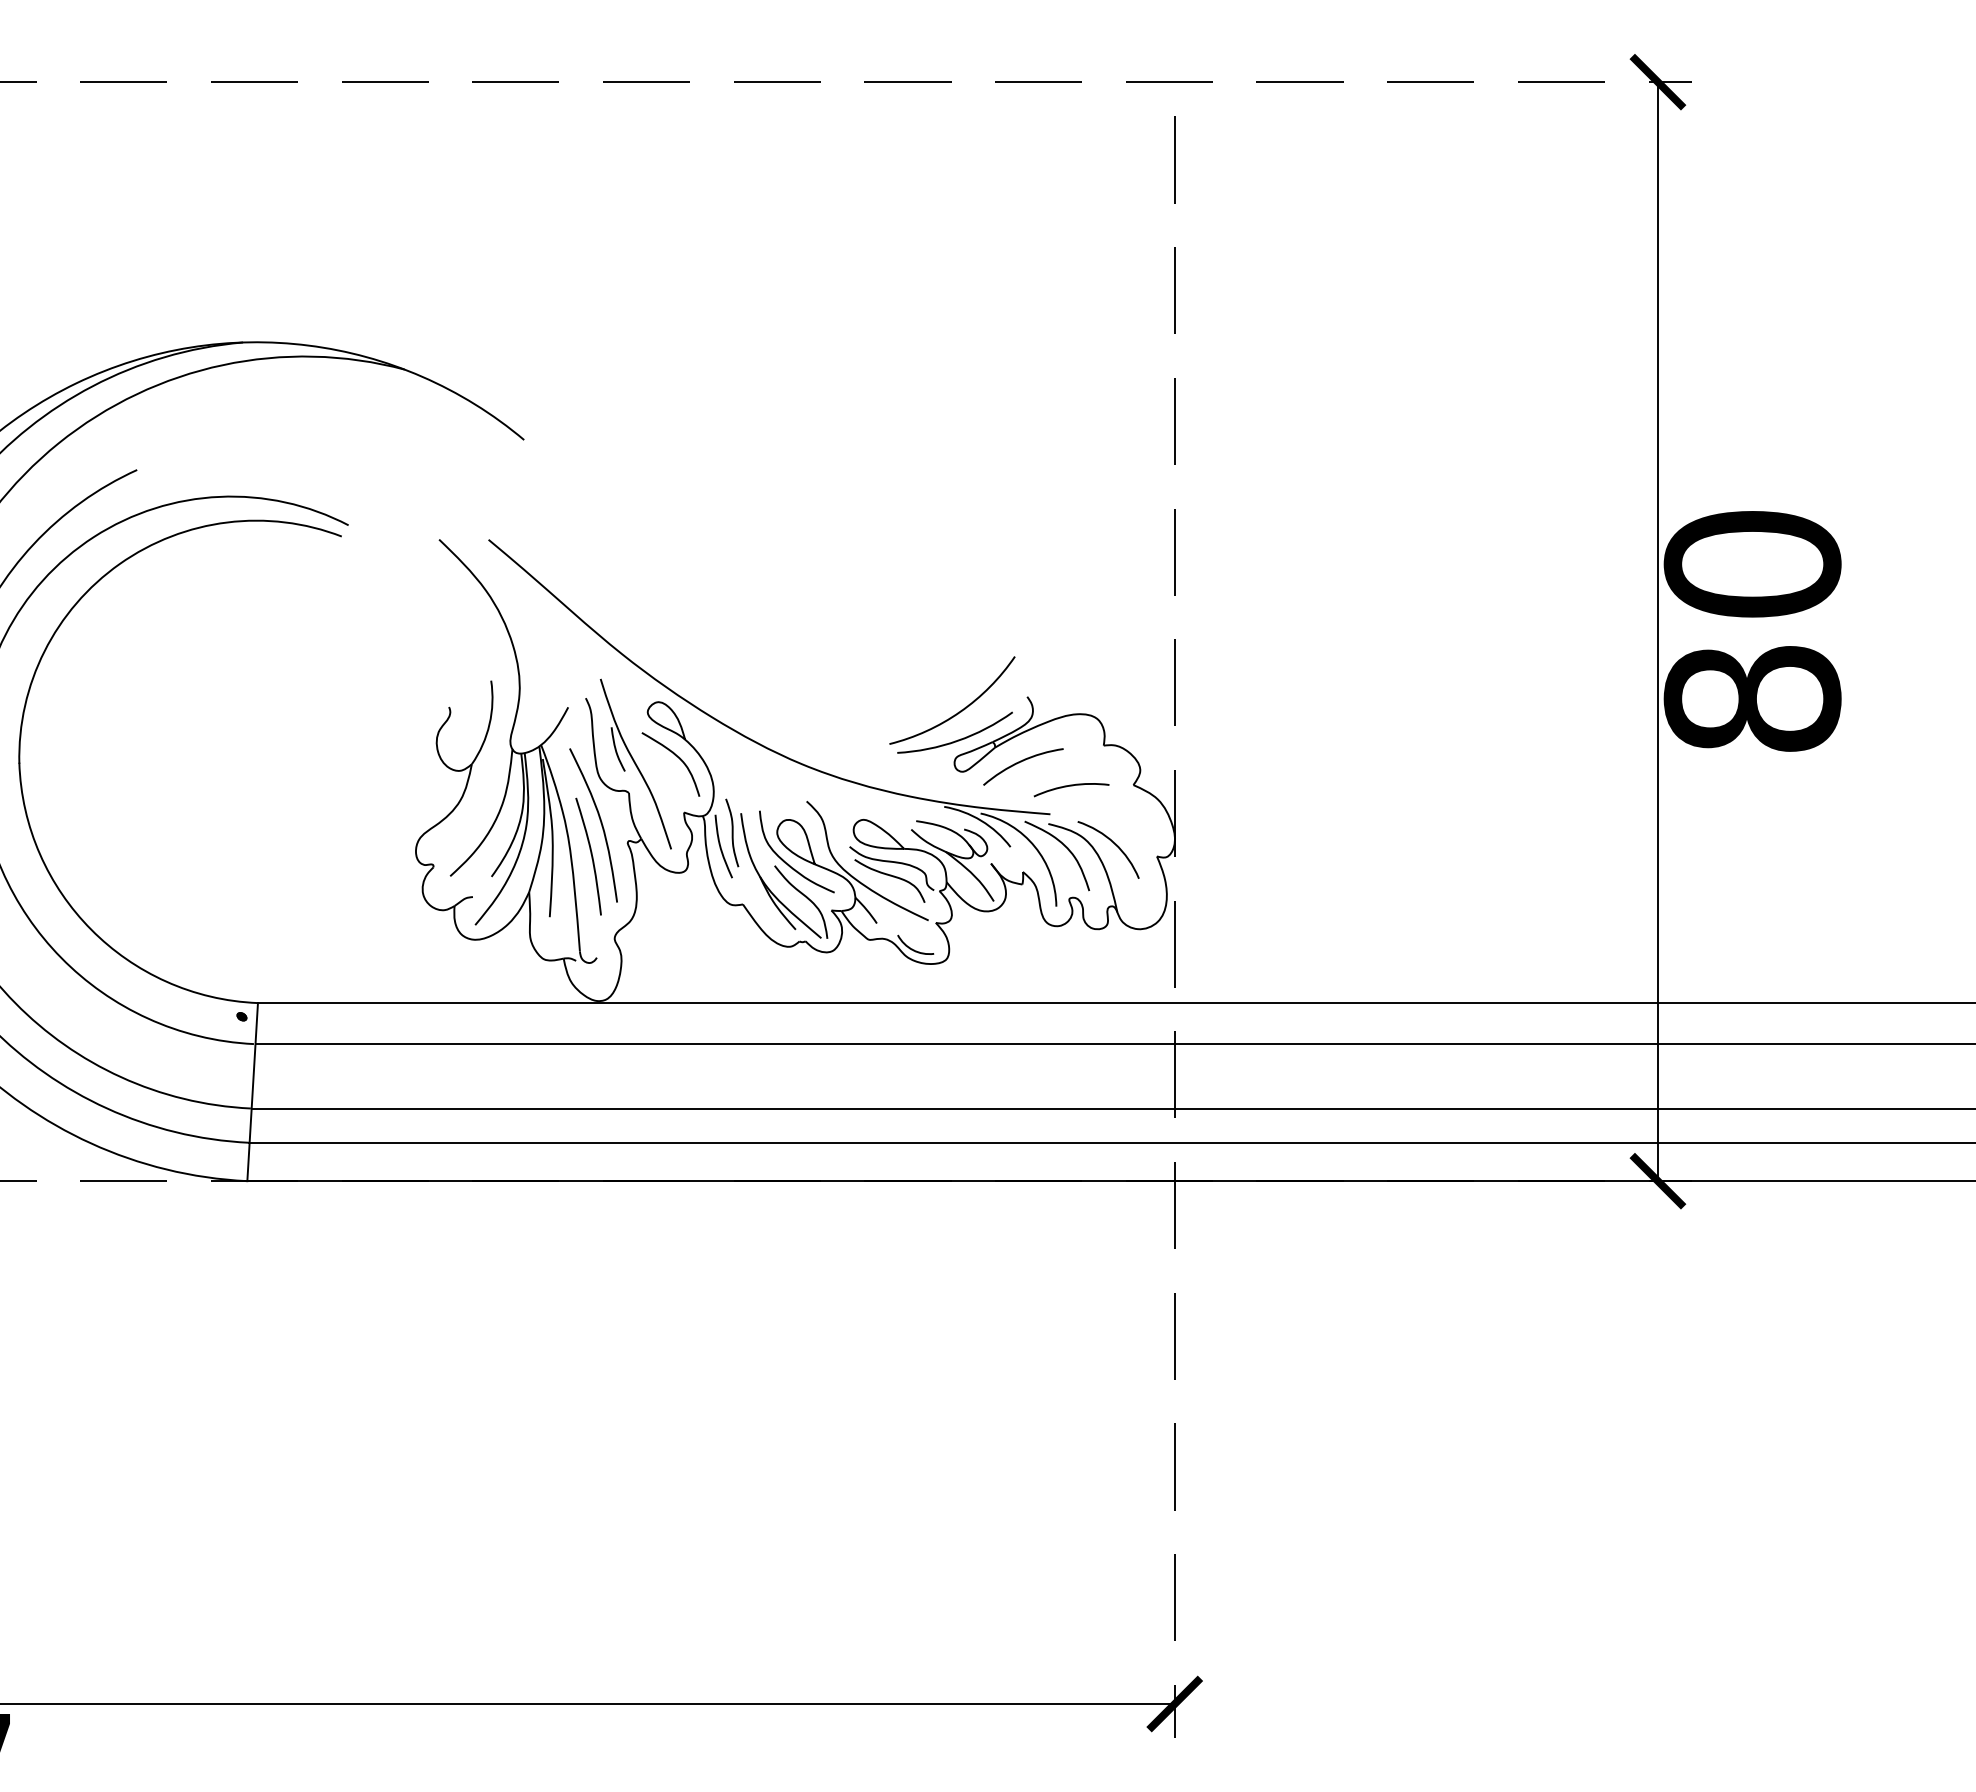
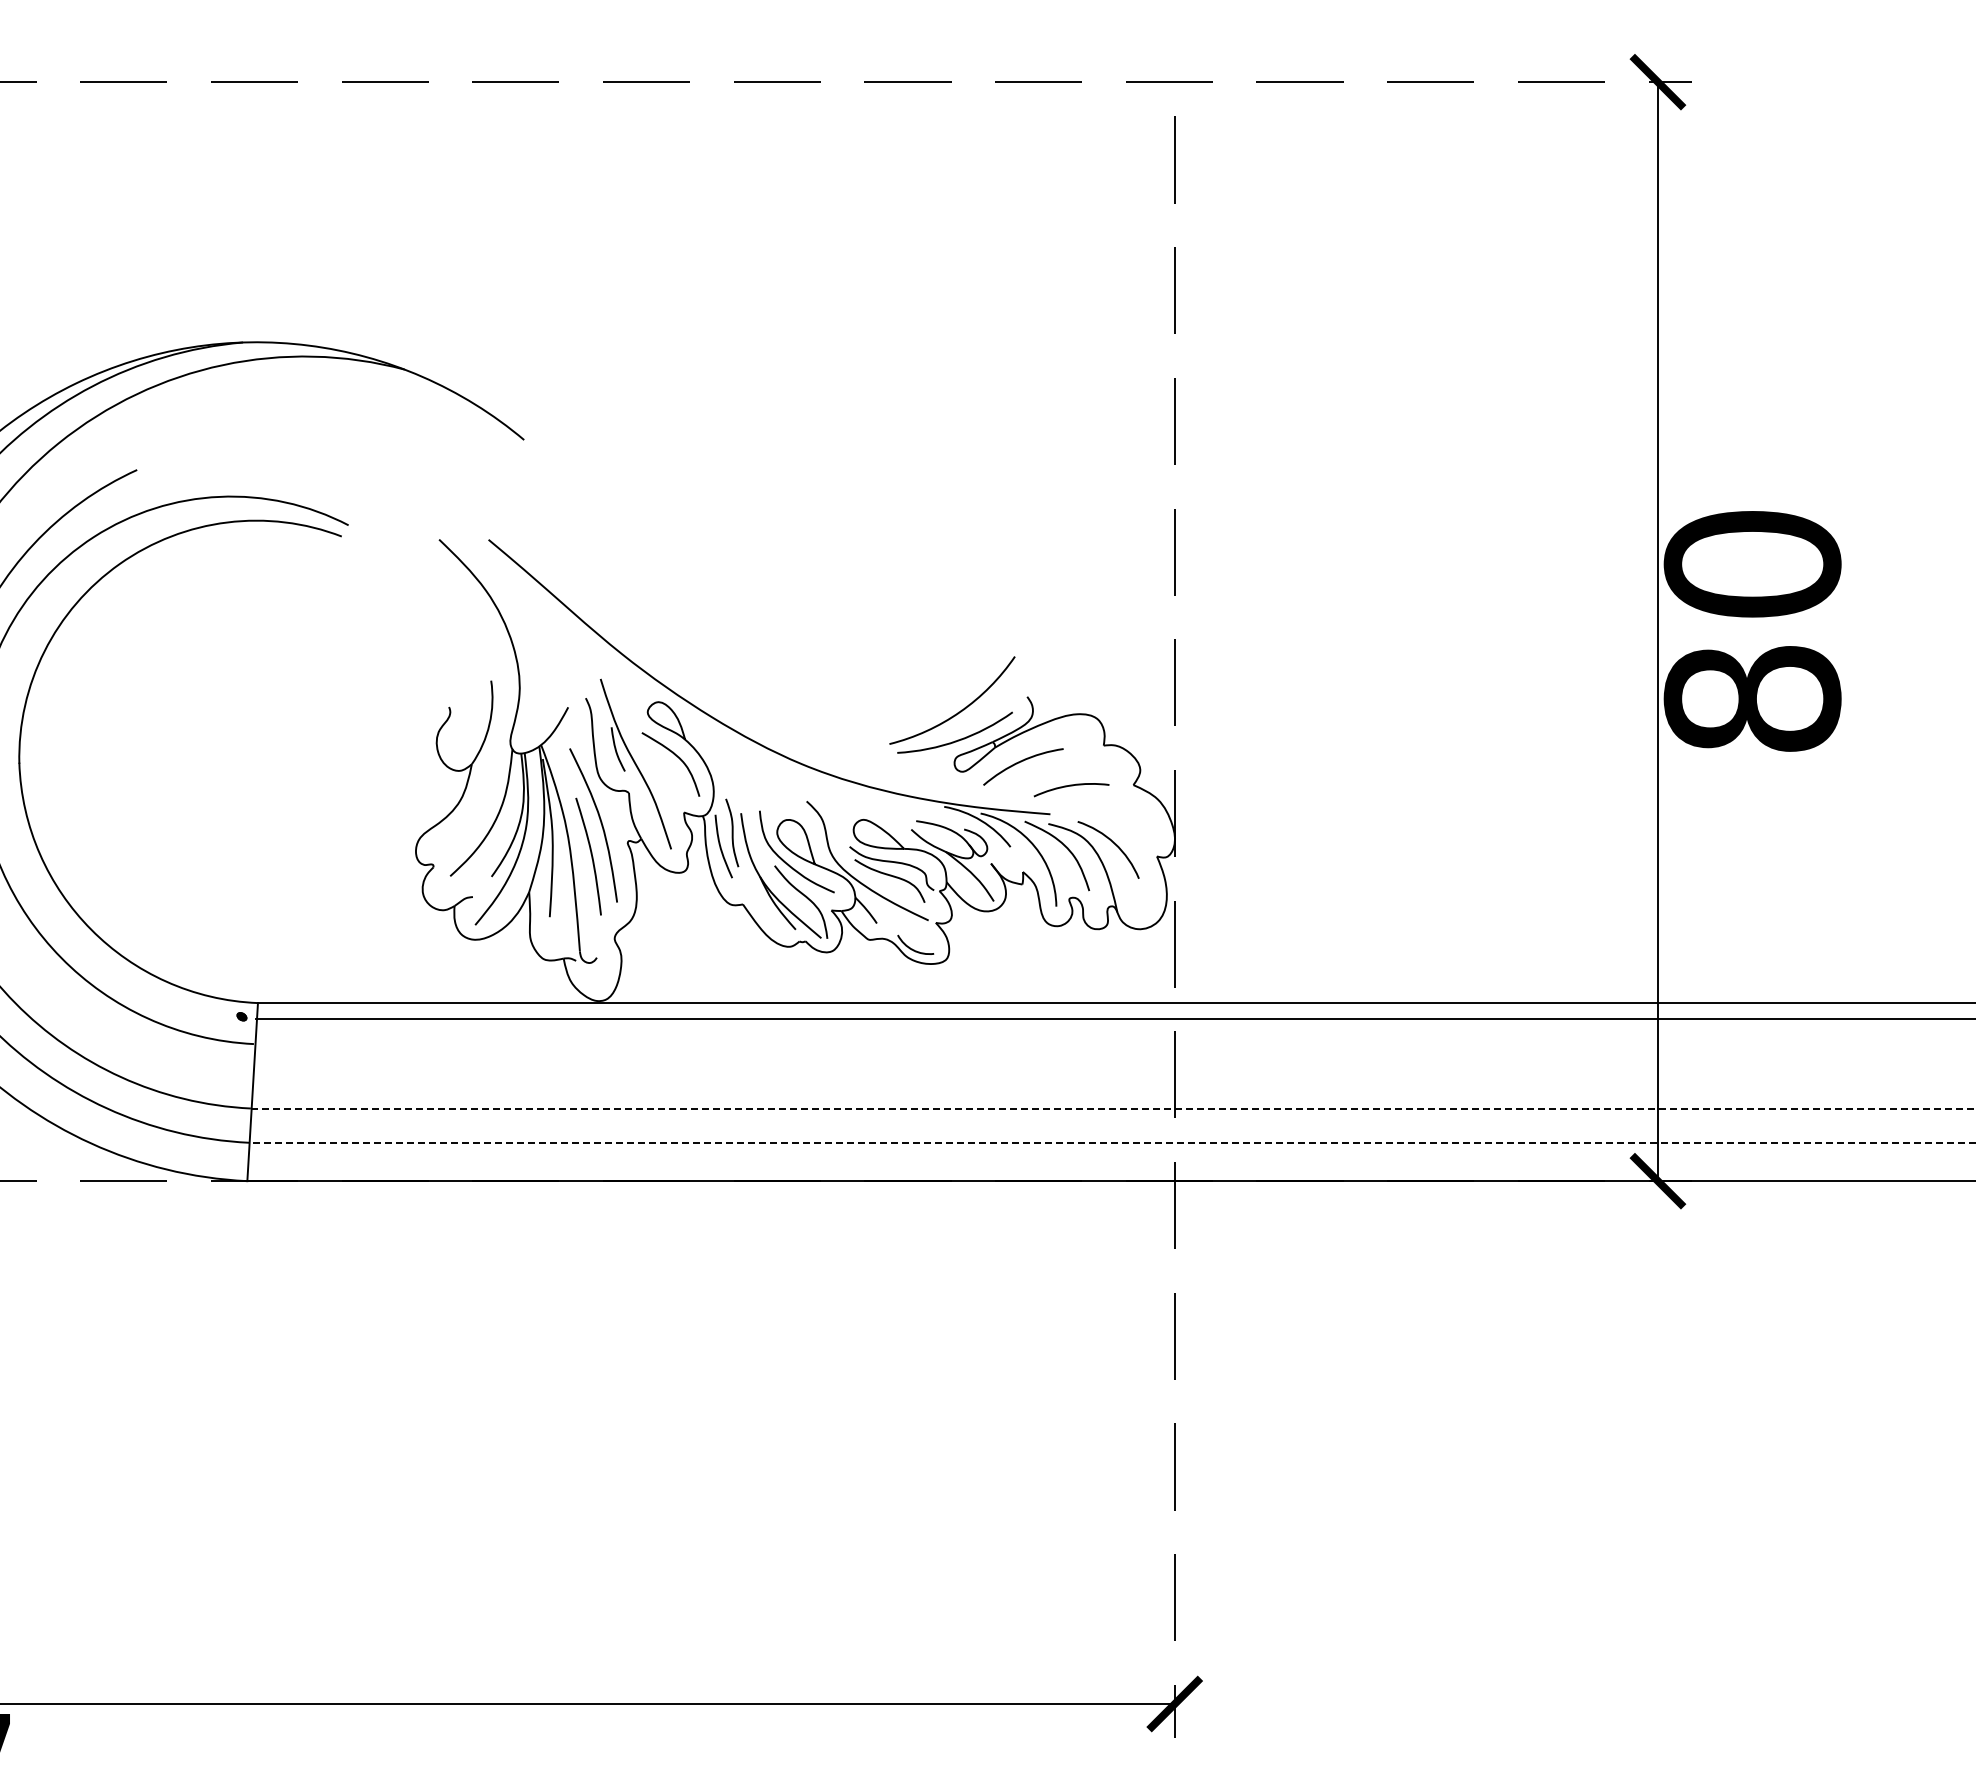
line position: (1113, 1044) -> (1113, 1019) (1113, 1019)
line: solid -> dashed (1113, 1108)
line: solid -> dashed (1112, 1142)
